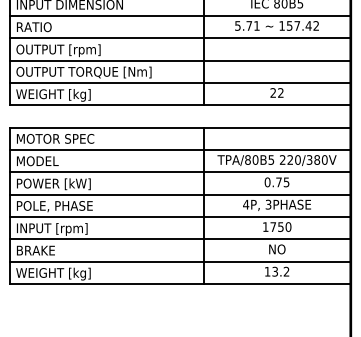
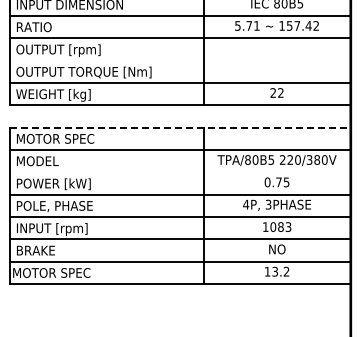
line: present -> none (179, 60)
line: solid -> dashed (180, 127)
line: present -> none (179, 172)
text: 1750 -> 1083 (280, 226)
text: WEIGHT [kg] -> MOTOR SPEC (51, 273)
